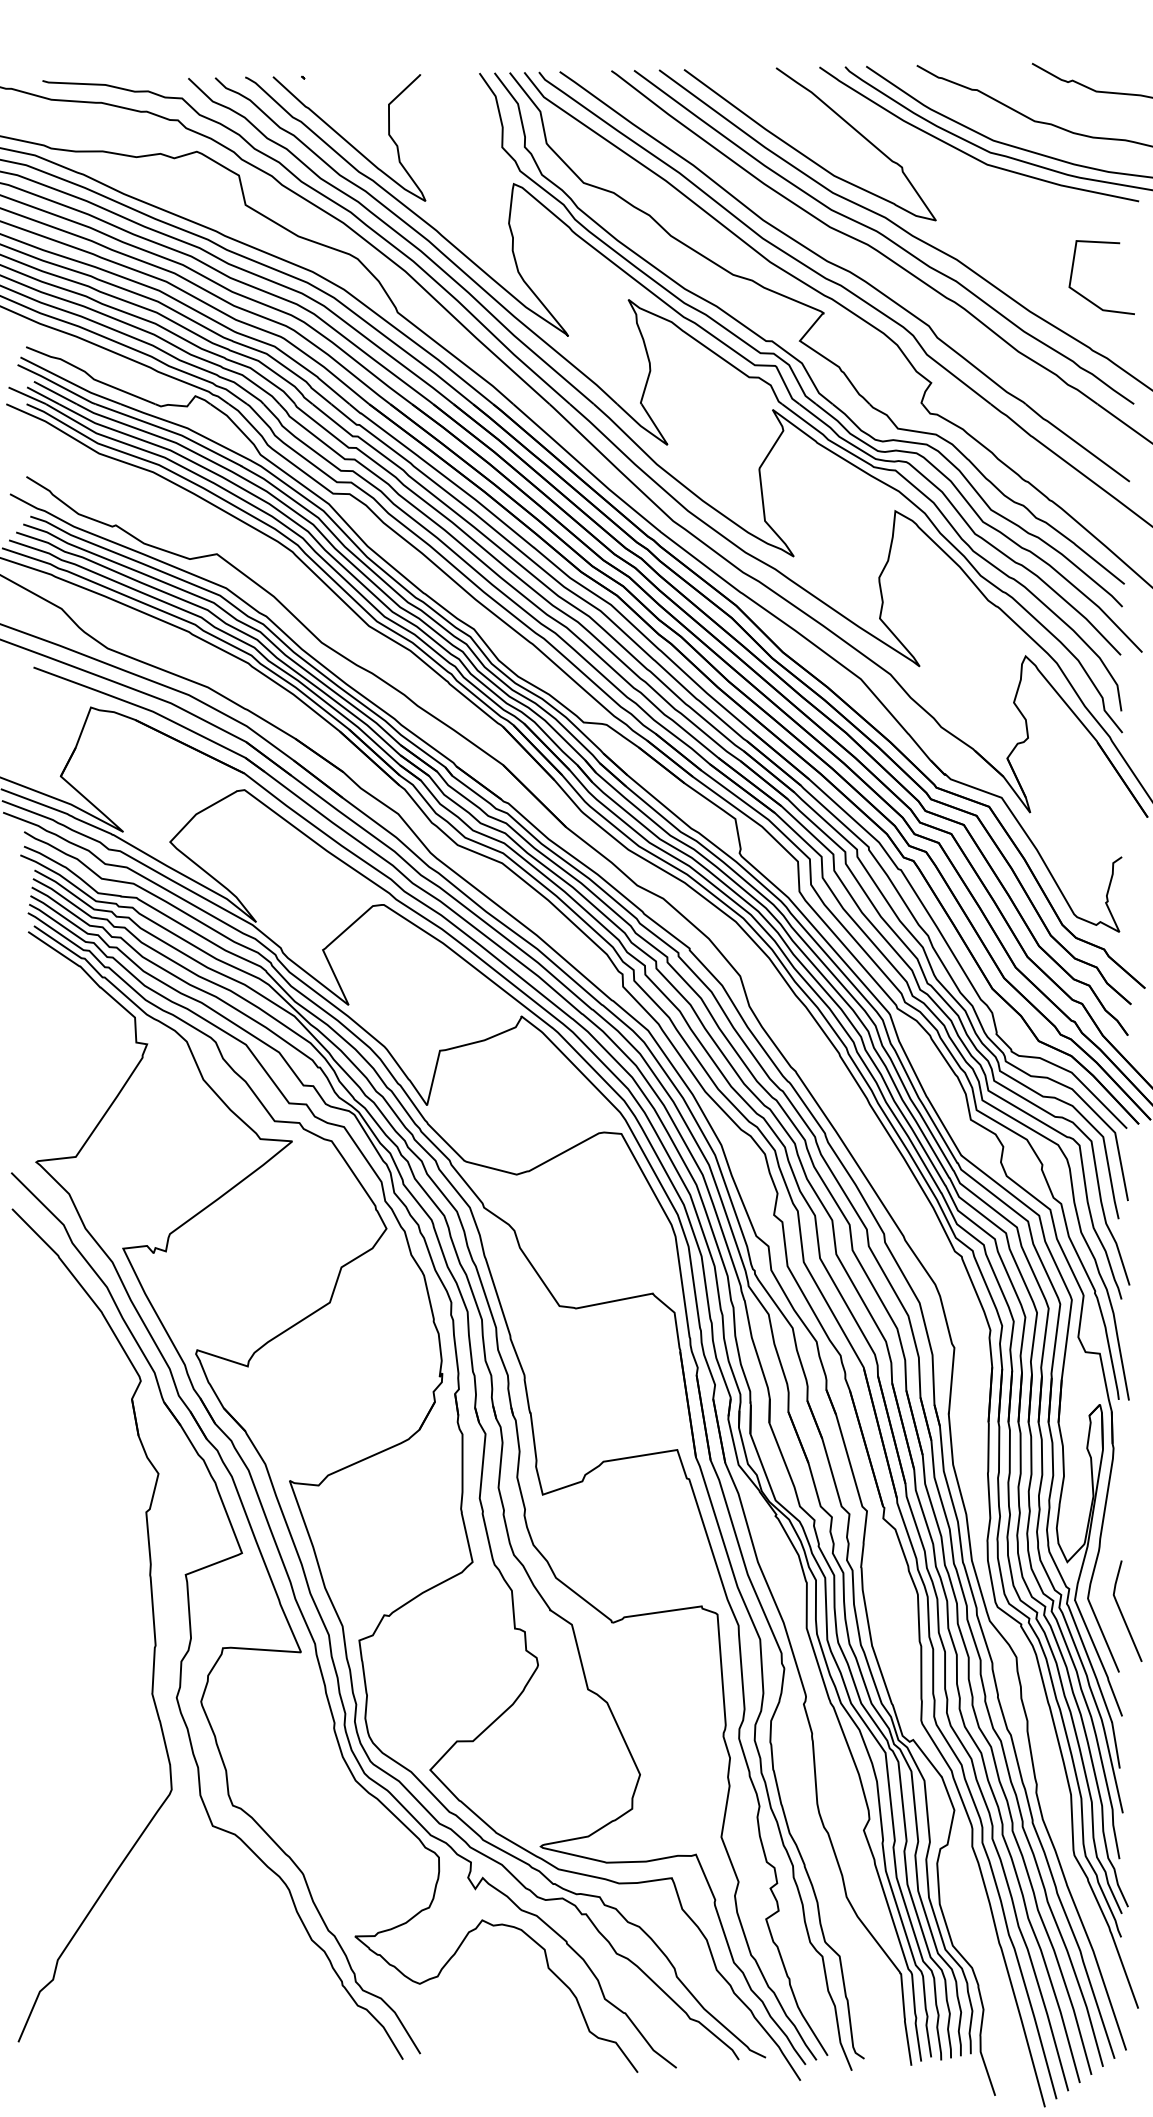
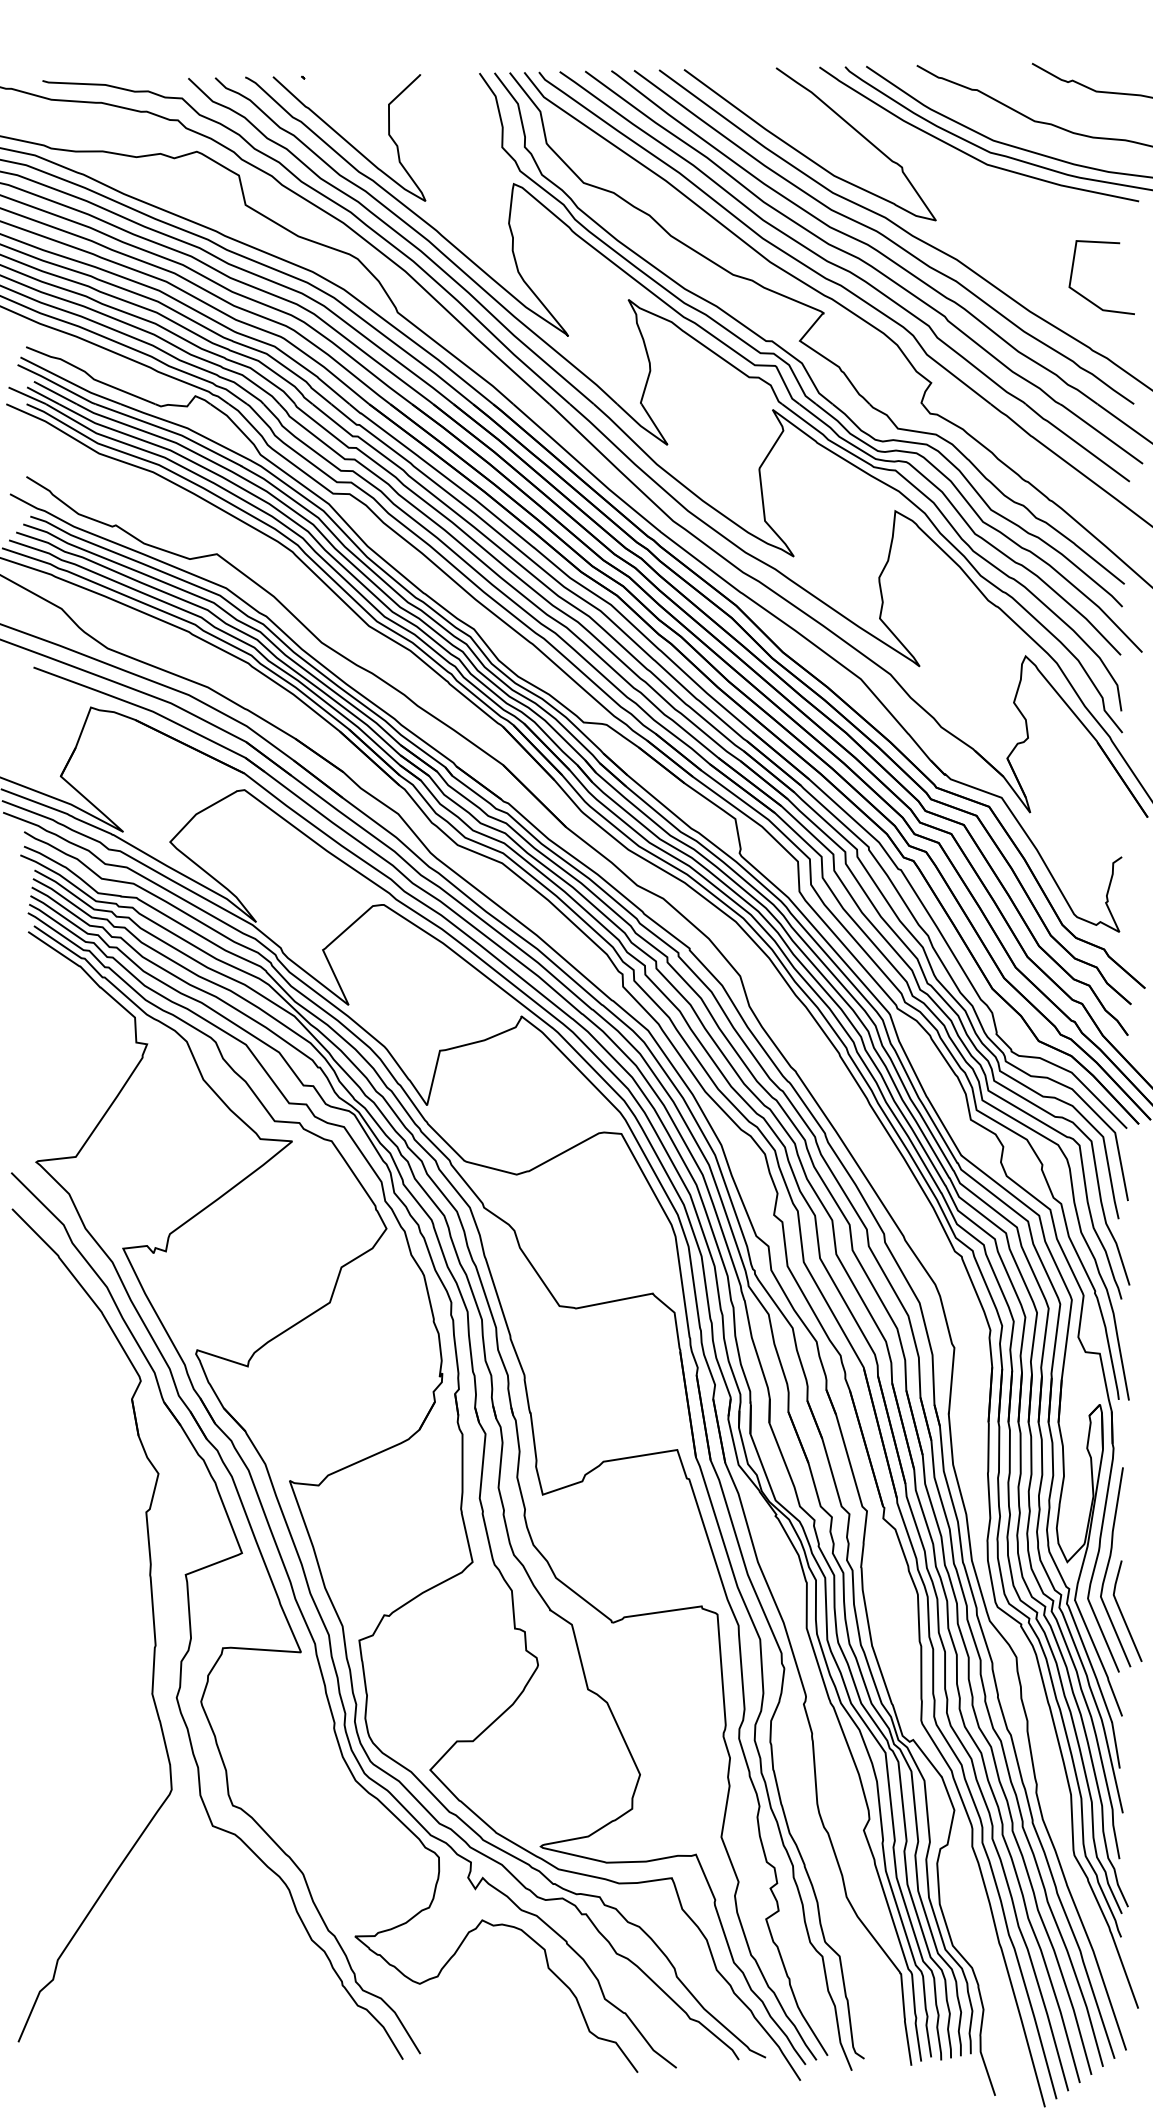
part: none -> present (864, 267)
curve: none -> present (1108, 1567)
